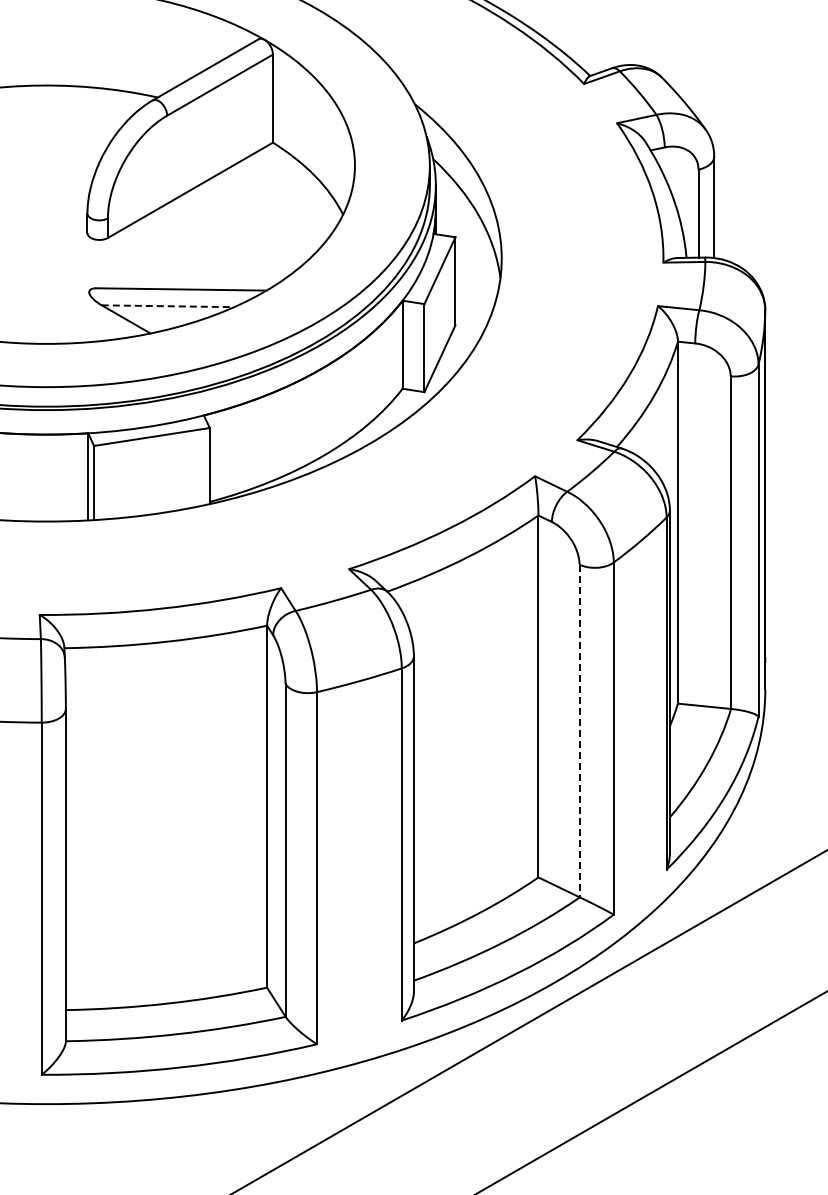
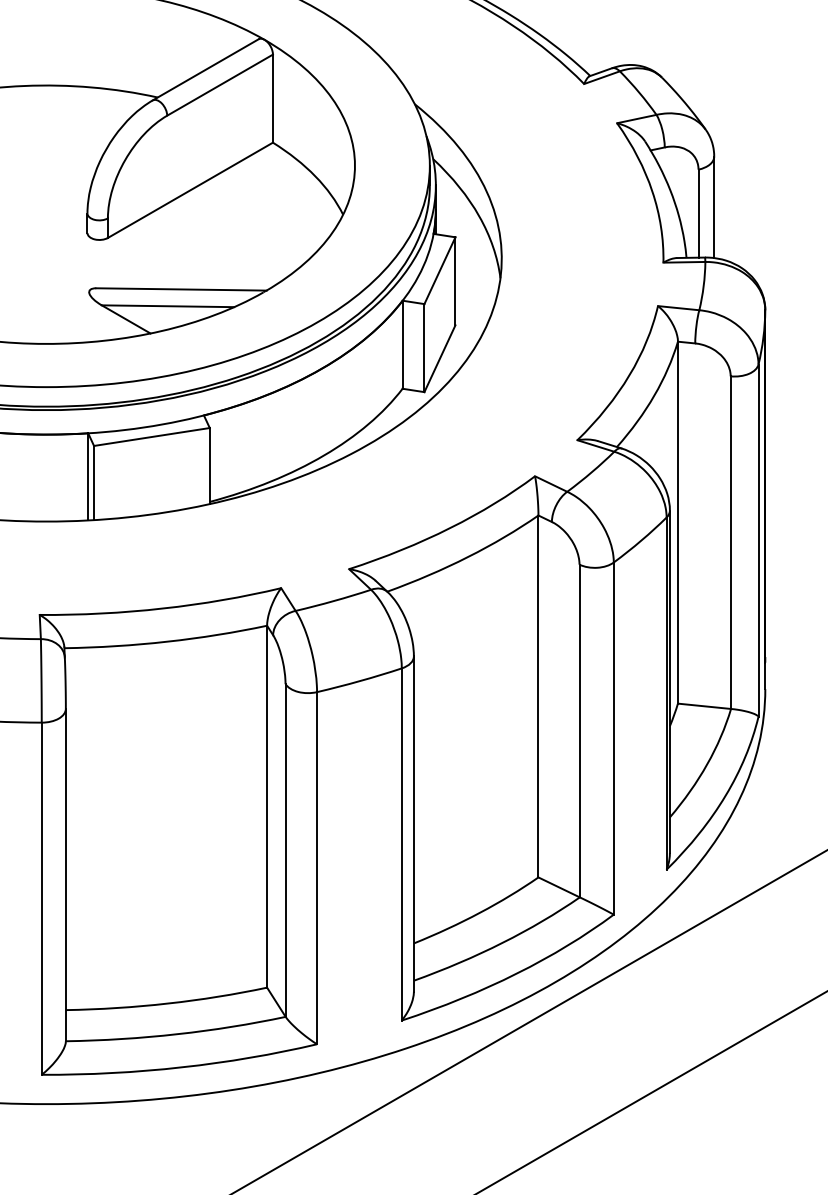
line: dashed -> solid (168, 306)
line: dashed -> solid (579, 731)
